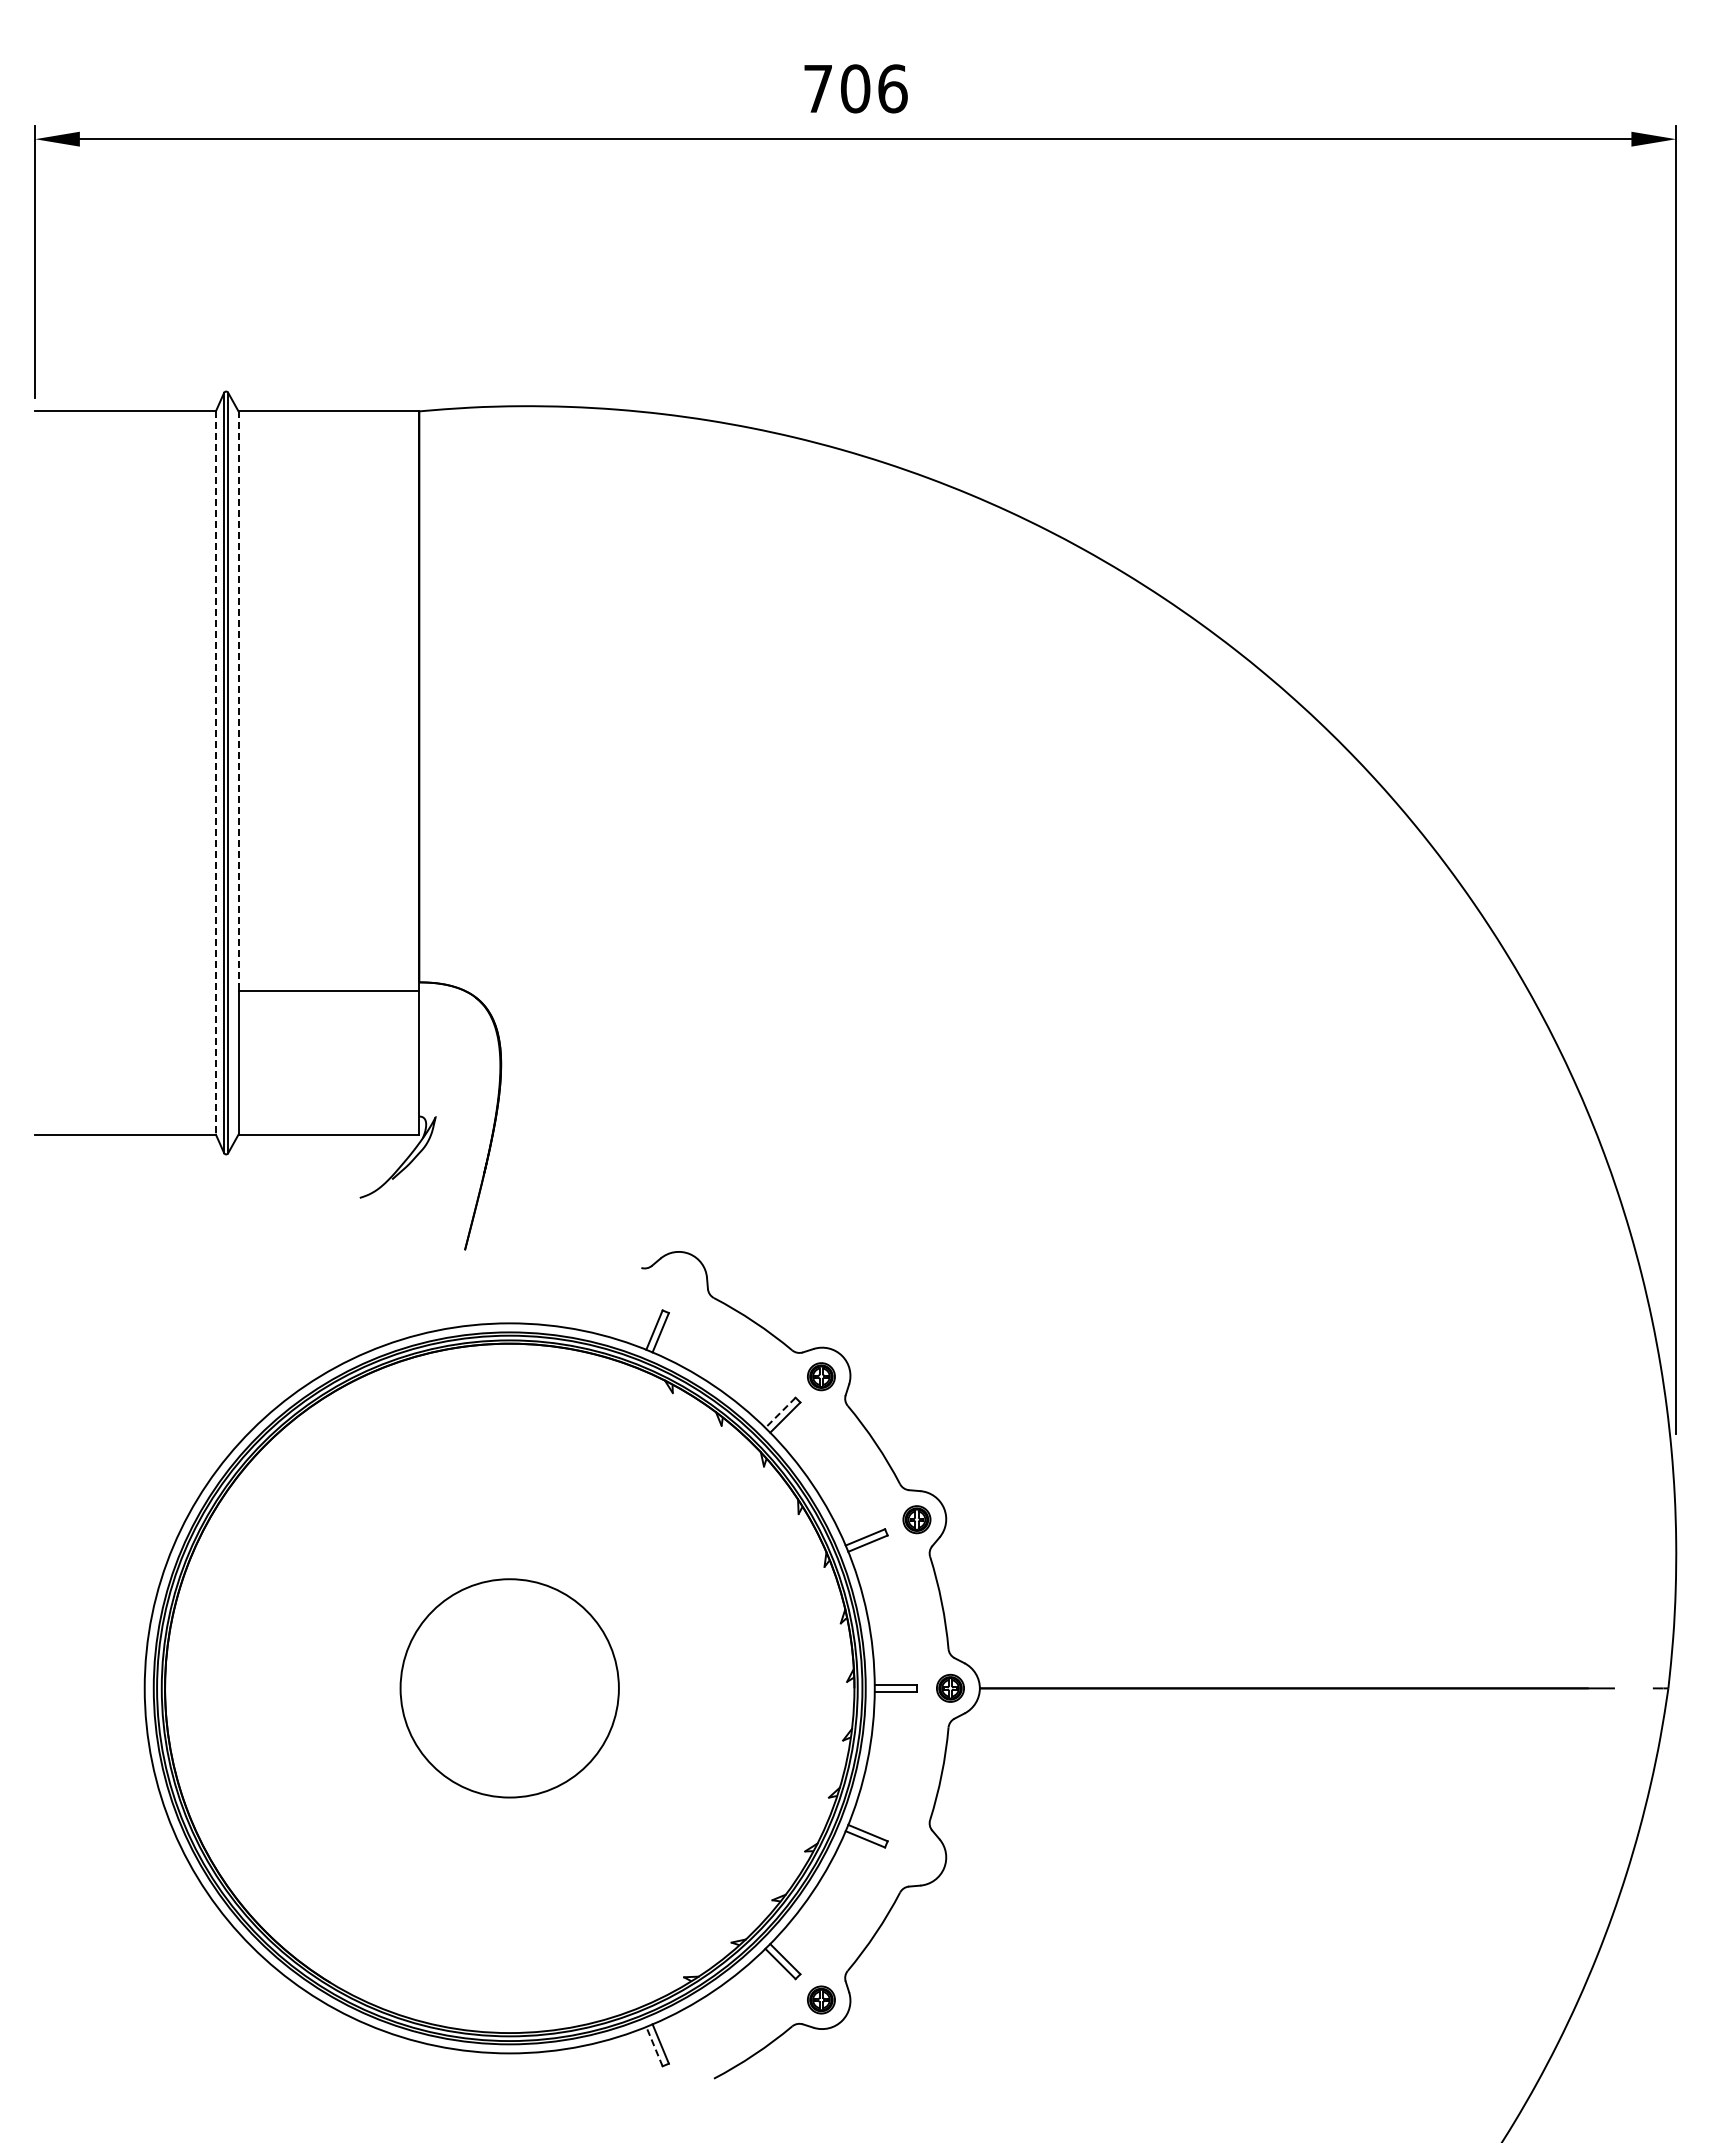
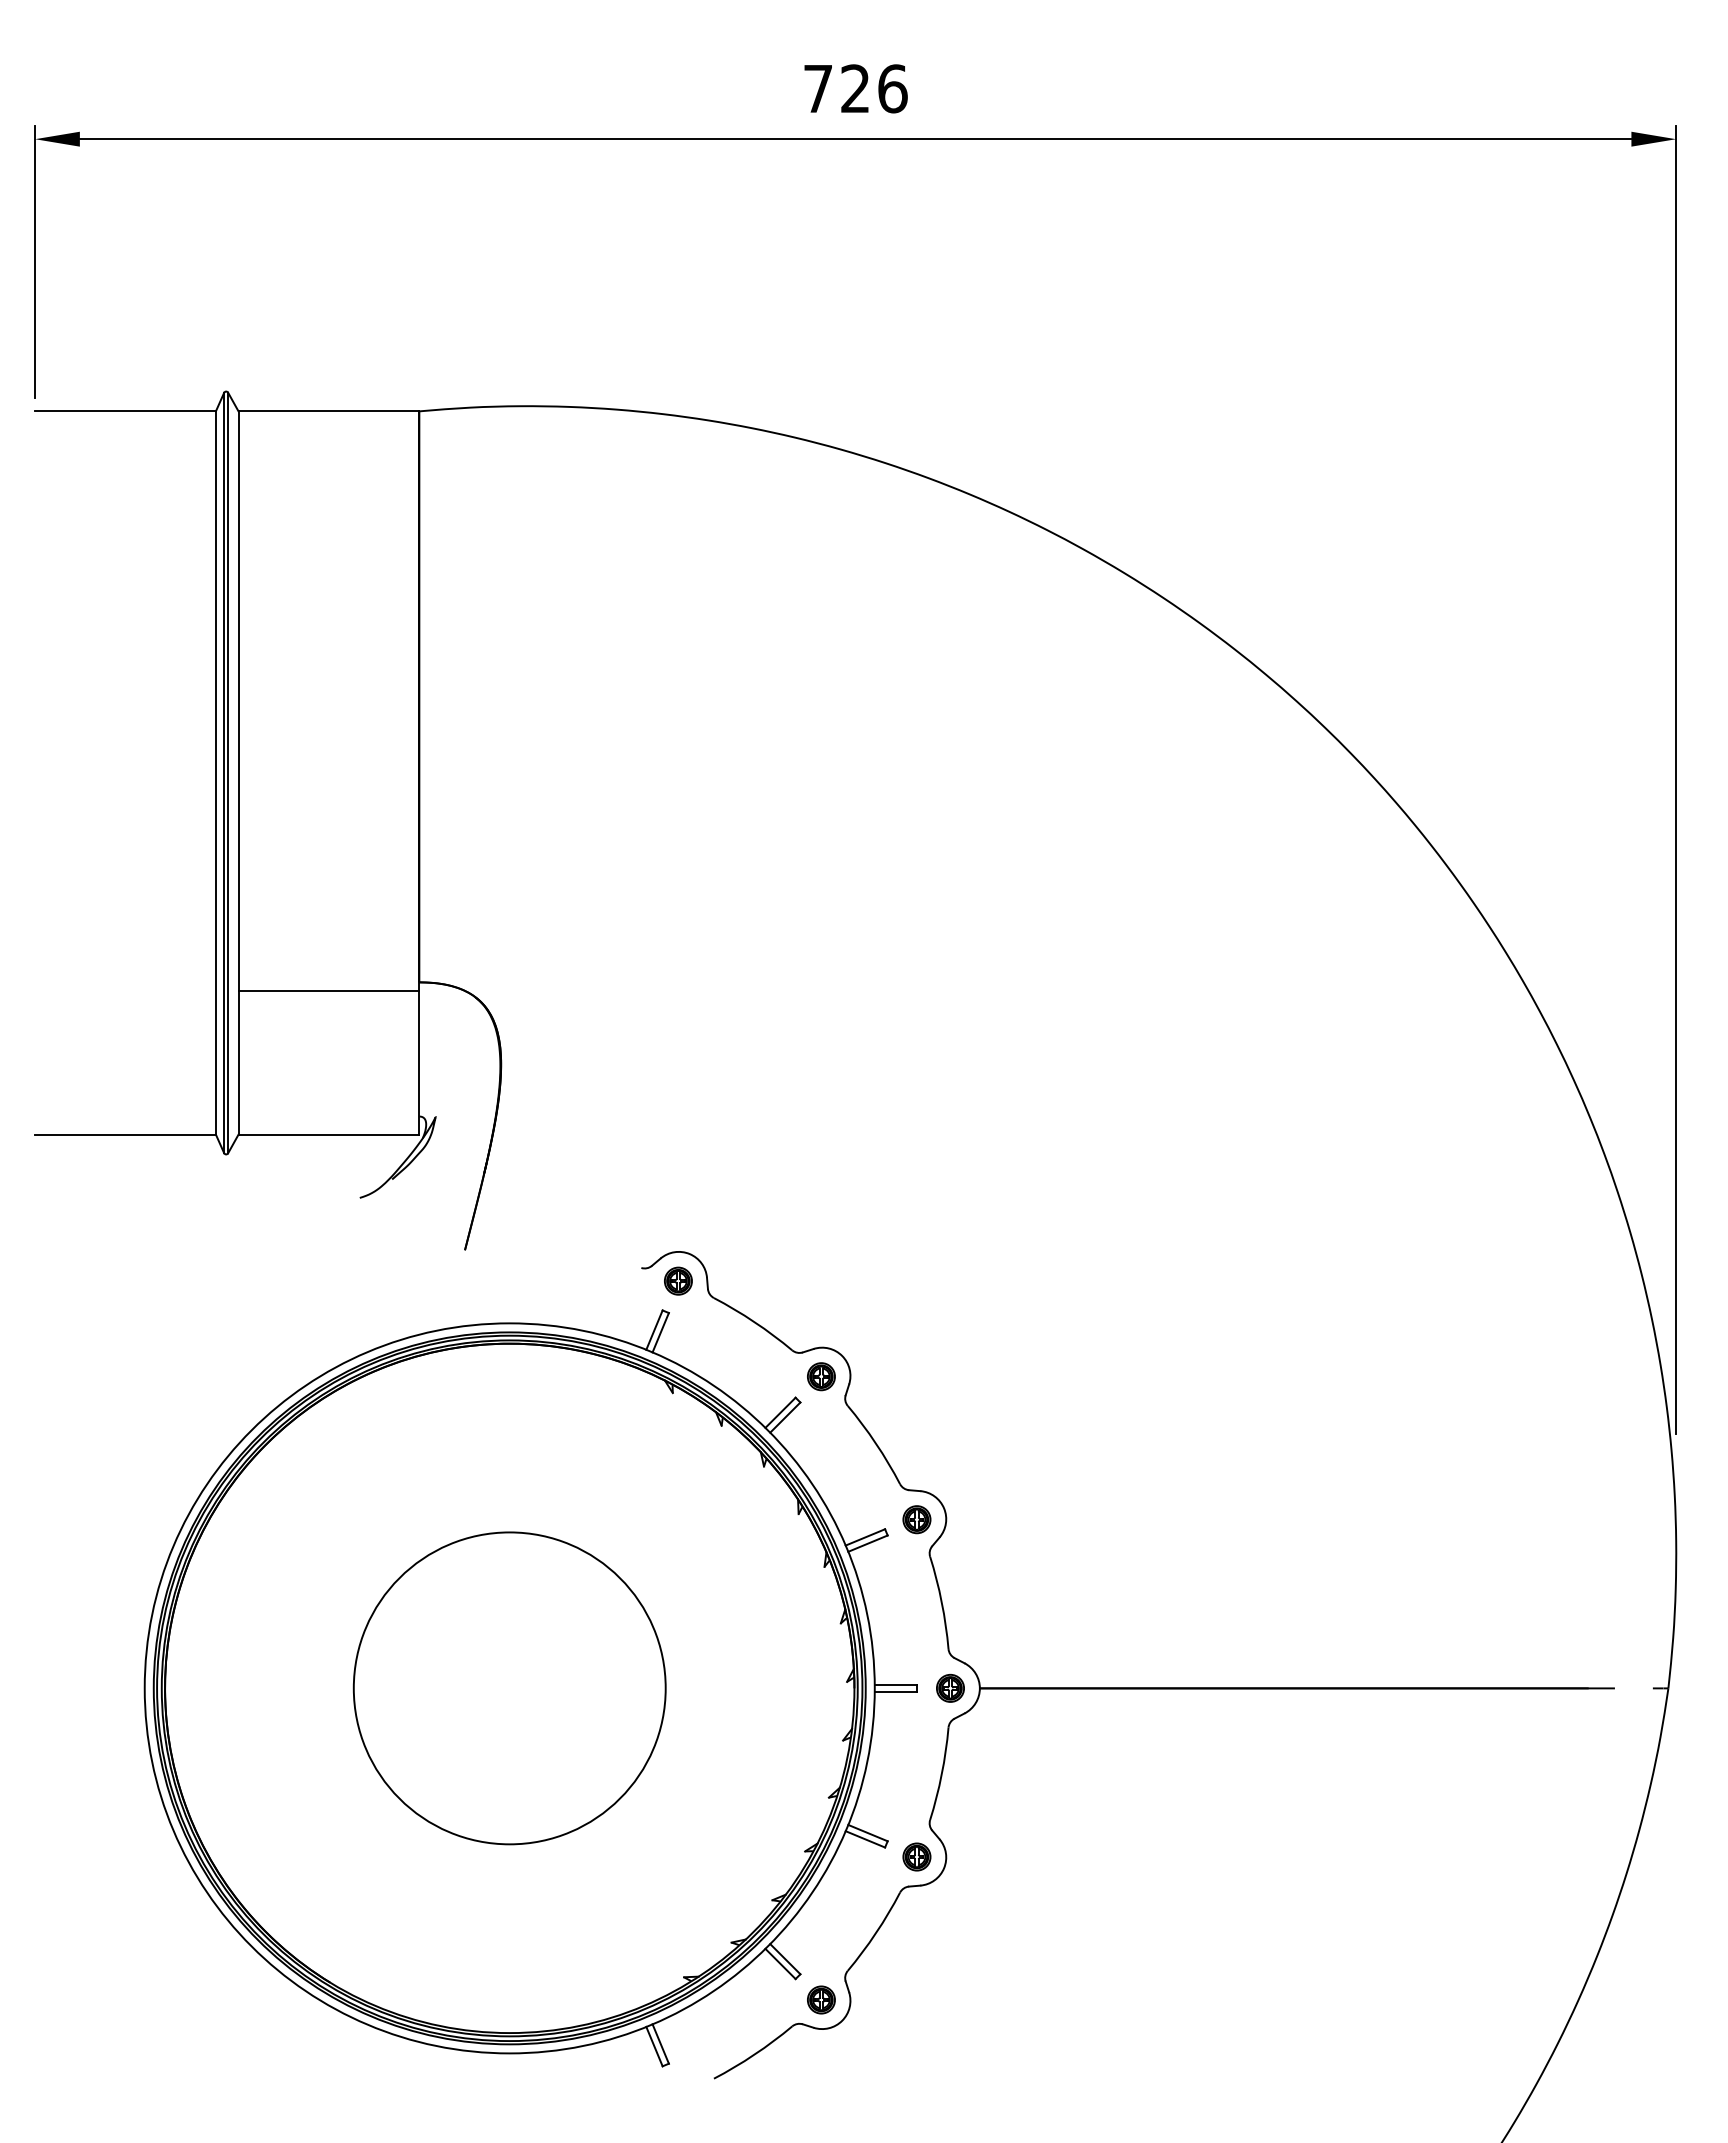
text: 706 -> 726 (855, 88)
line: dashed -> solid (238, 701)
line: dashed -> solid (215, 773)
part: none -> present (678, 1280)
line: dashed -> solid (780, 1413)
circle diameter: 218 px -> 312 px (509, 1688)
part: none -> present (916, 1856)
line: dashed -> solid (654, 2046)
